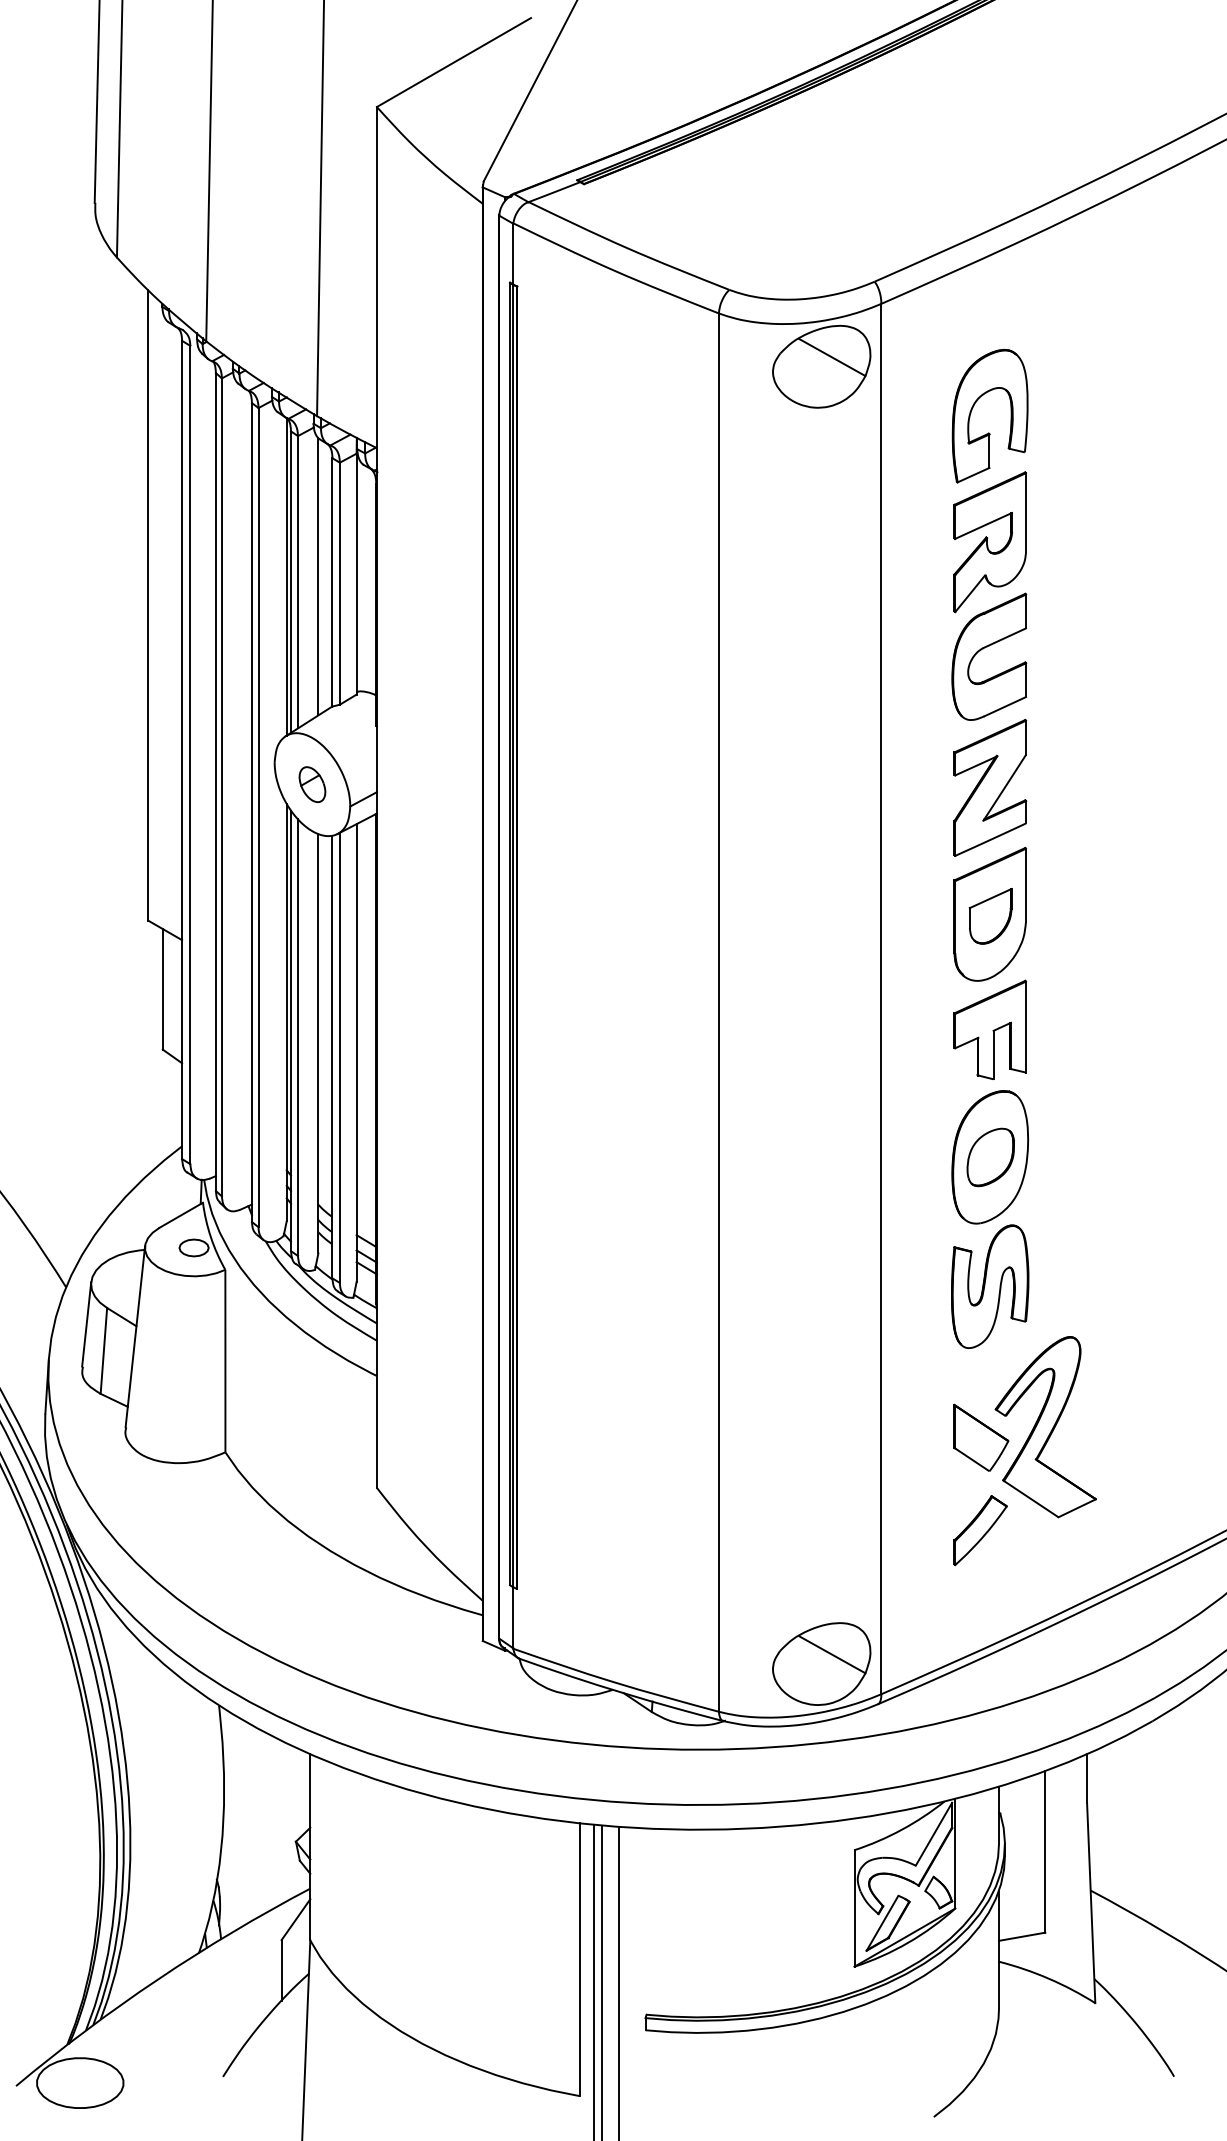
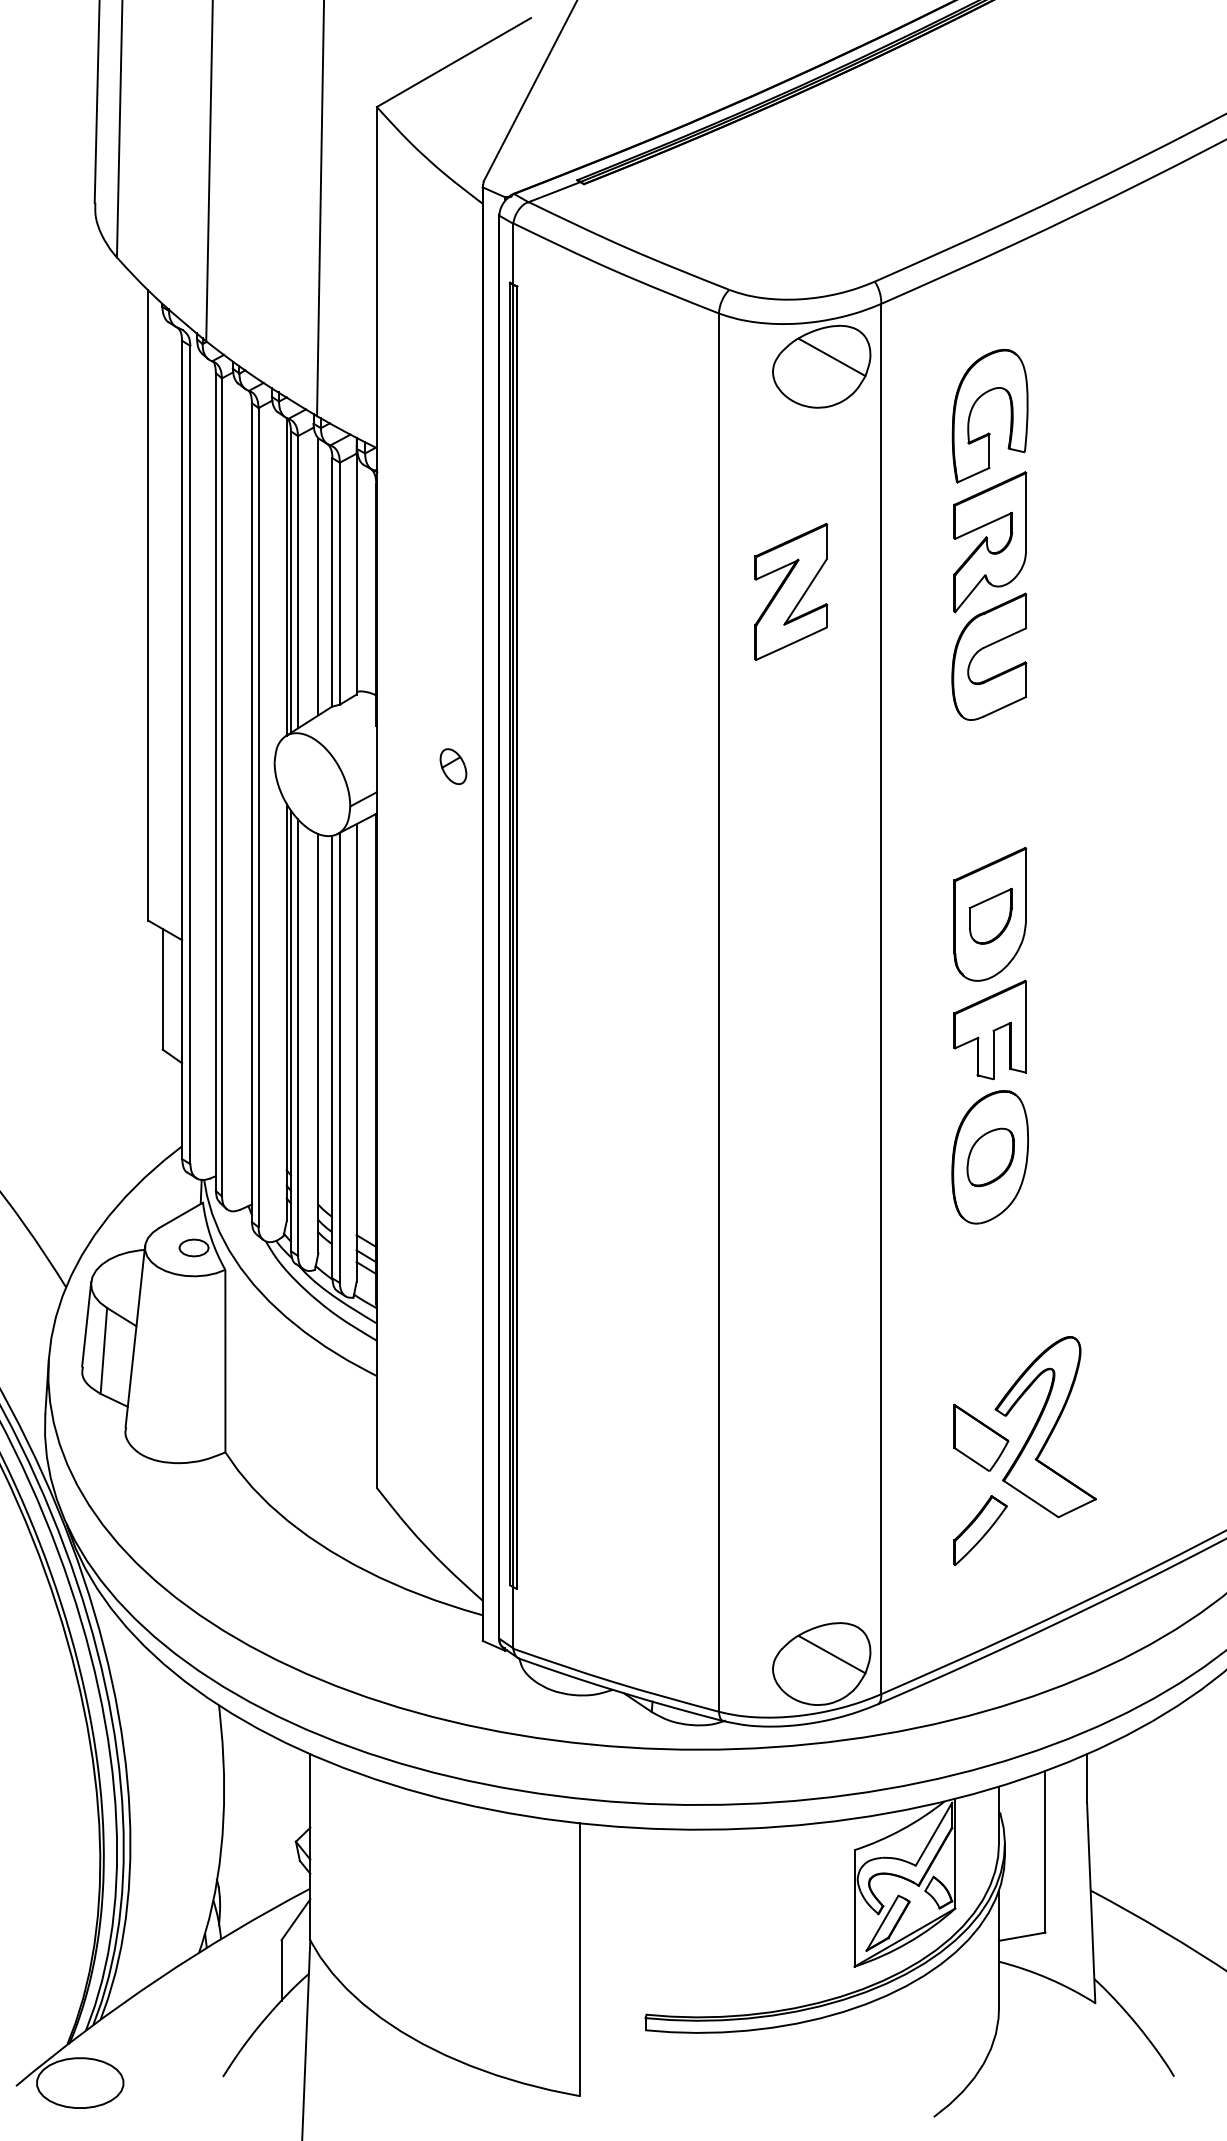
part position: (312, 784) -> (453, 766) (453, 766)
part position: (990, 787) -> (791, 591) (791, 591)
part: present -> none (990, 1286)
line: present -> none (593, 1980)
line: present -> none (602, 1981)
line: present -> none (619, 1981)
